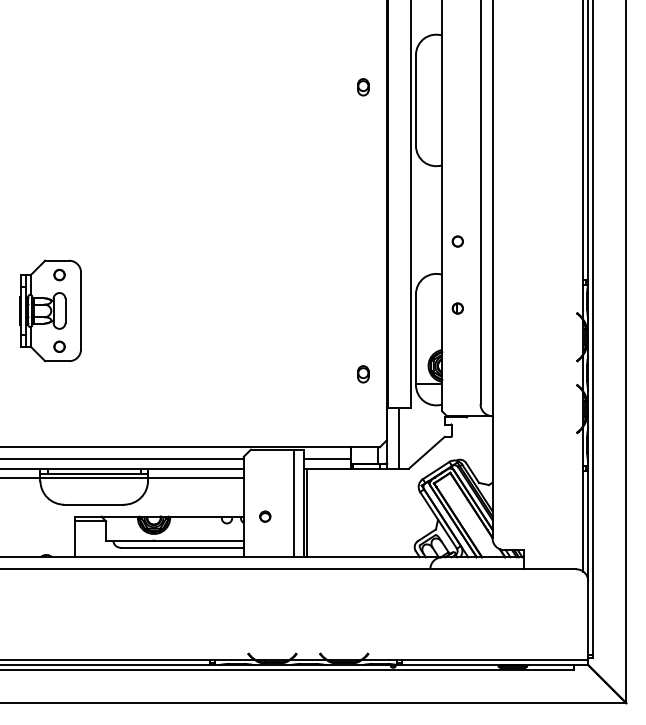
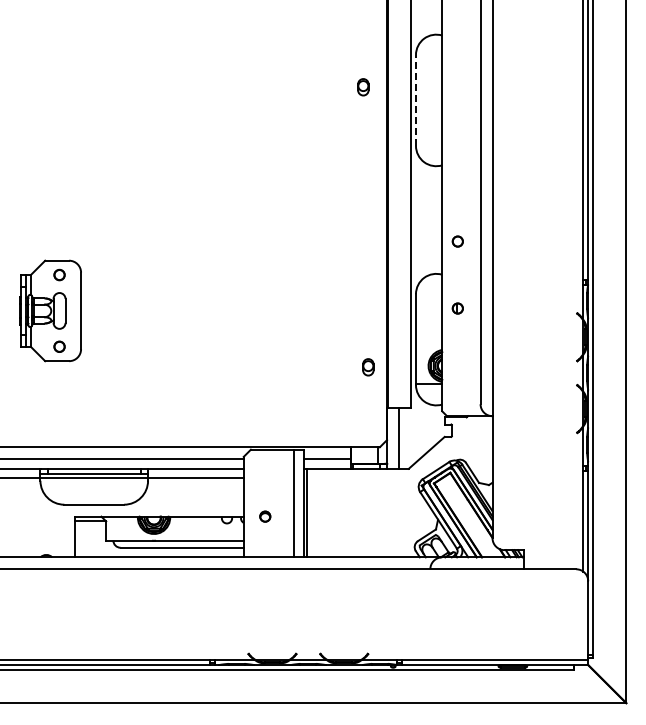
line: solid -> dashed (415, 99)
part position: (363, 374) -> (368, 367) (368, 367)
